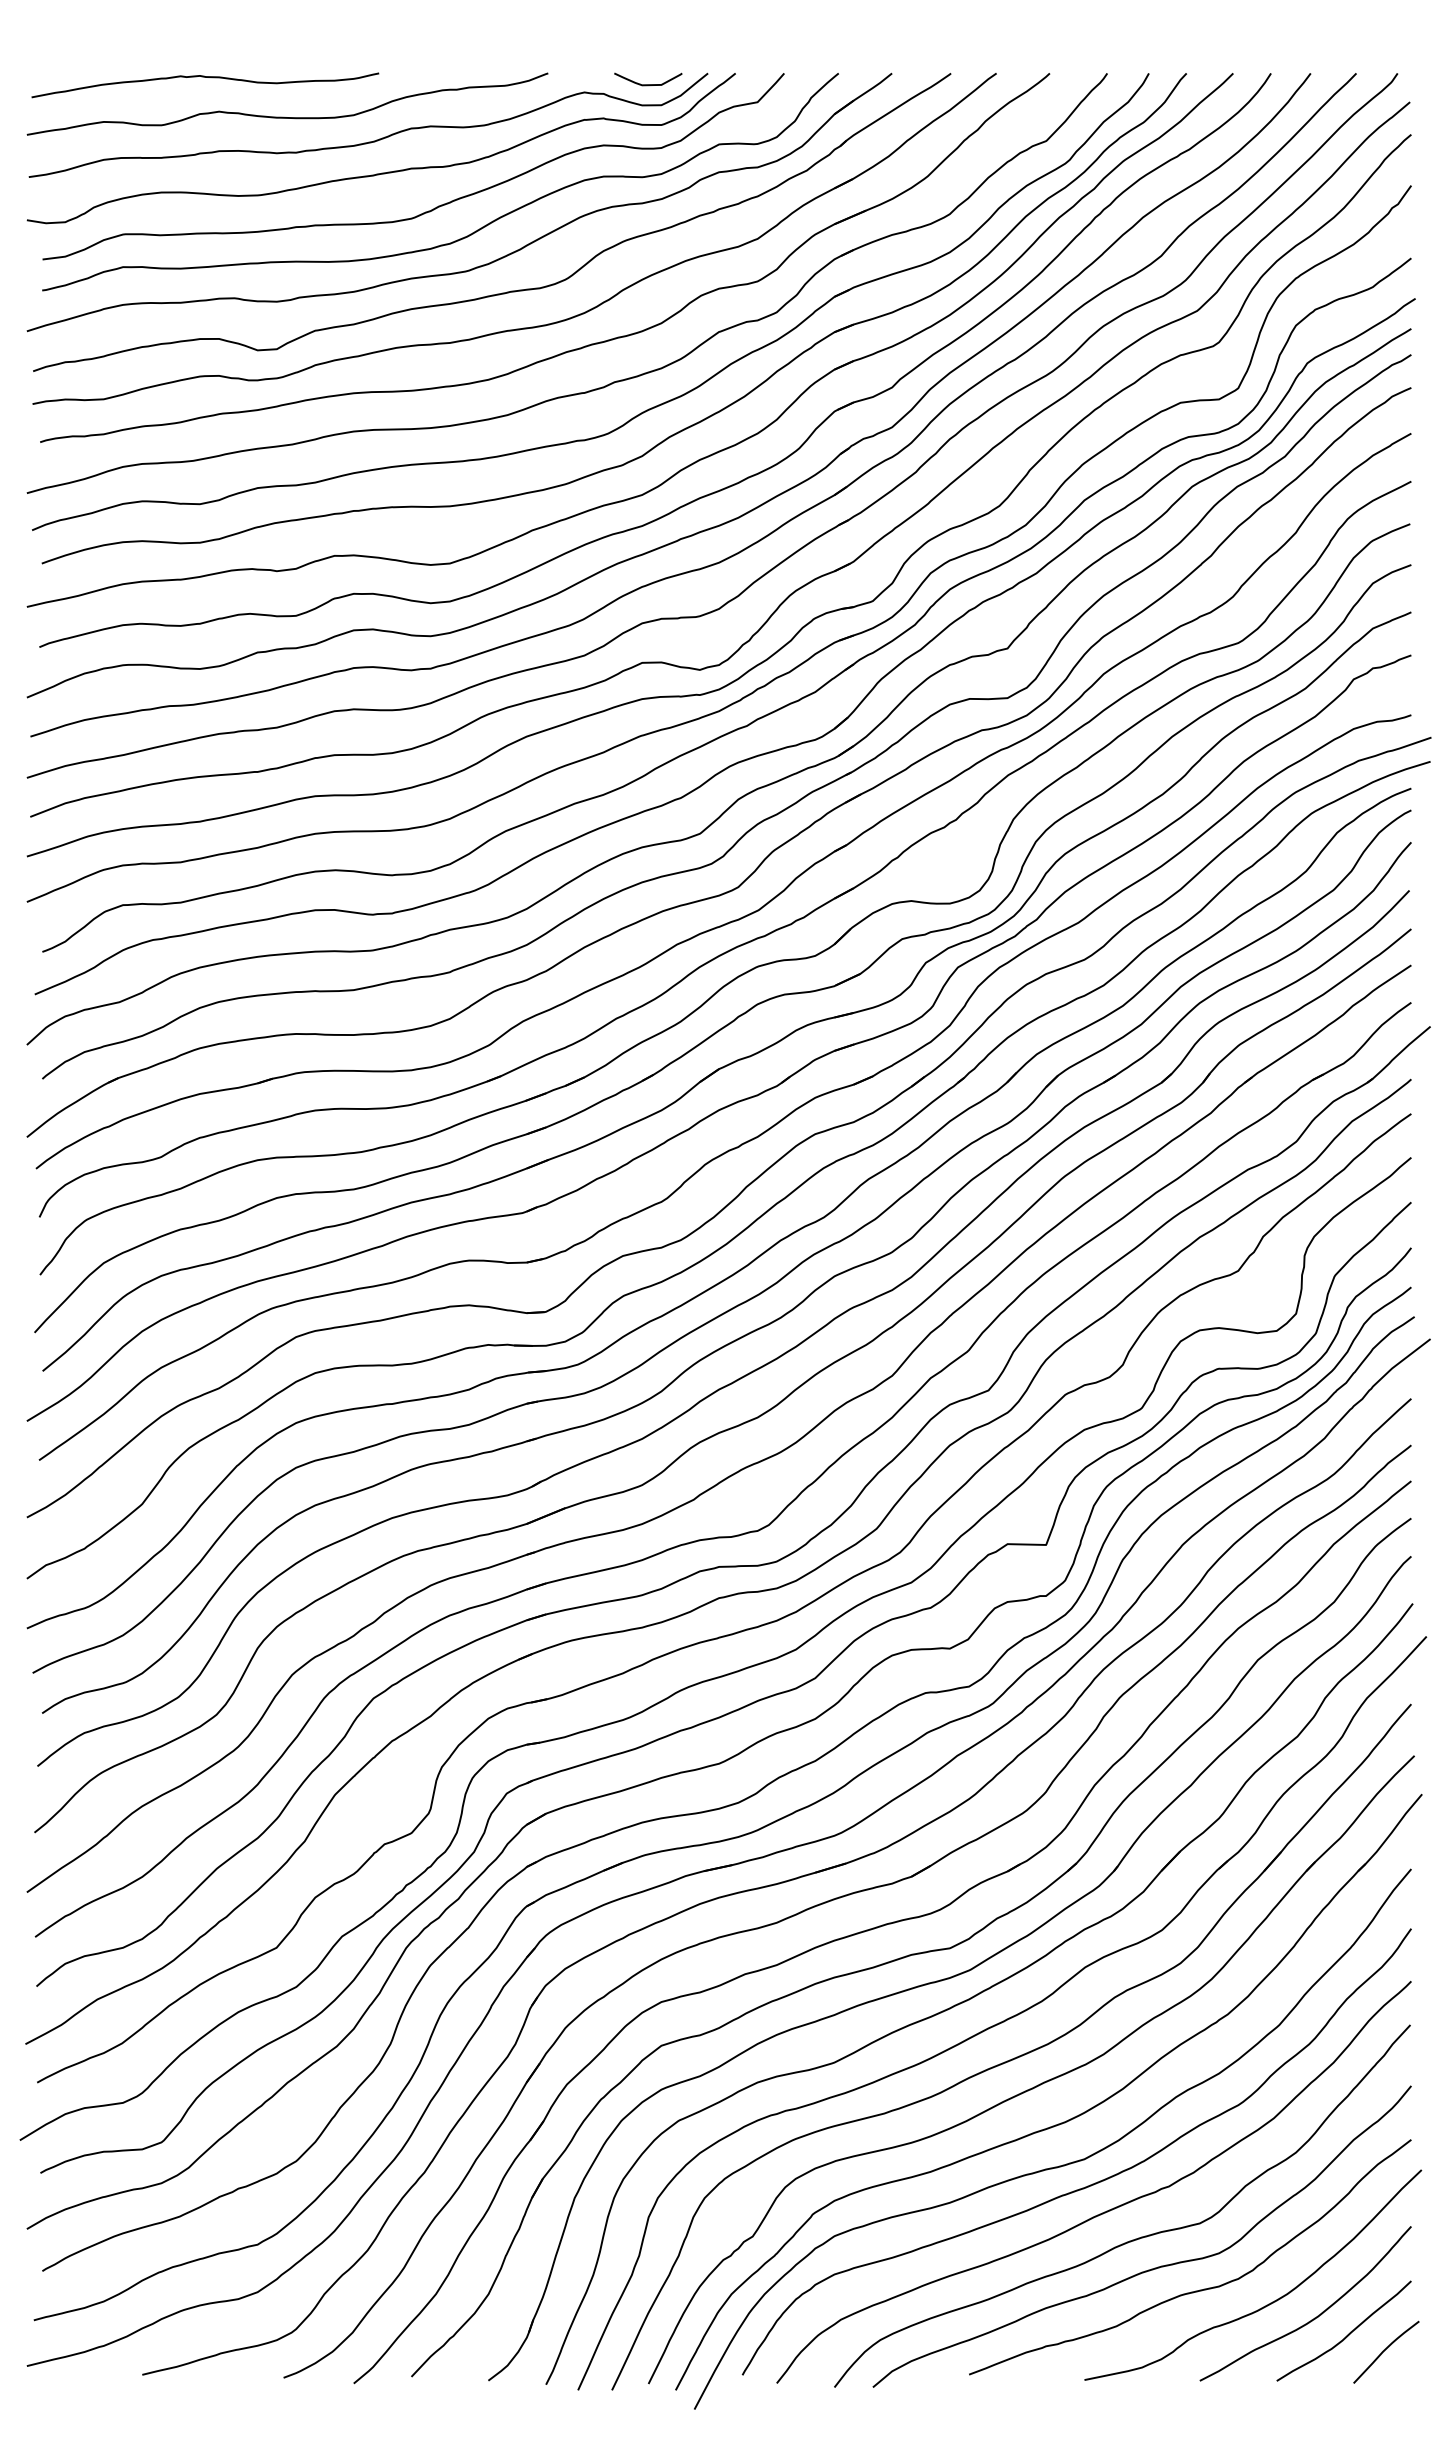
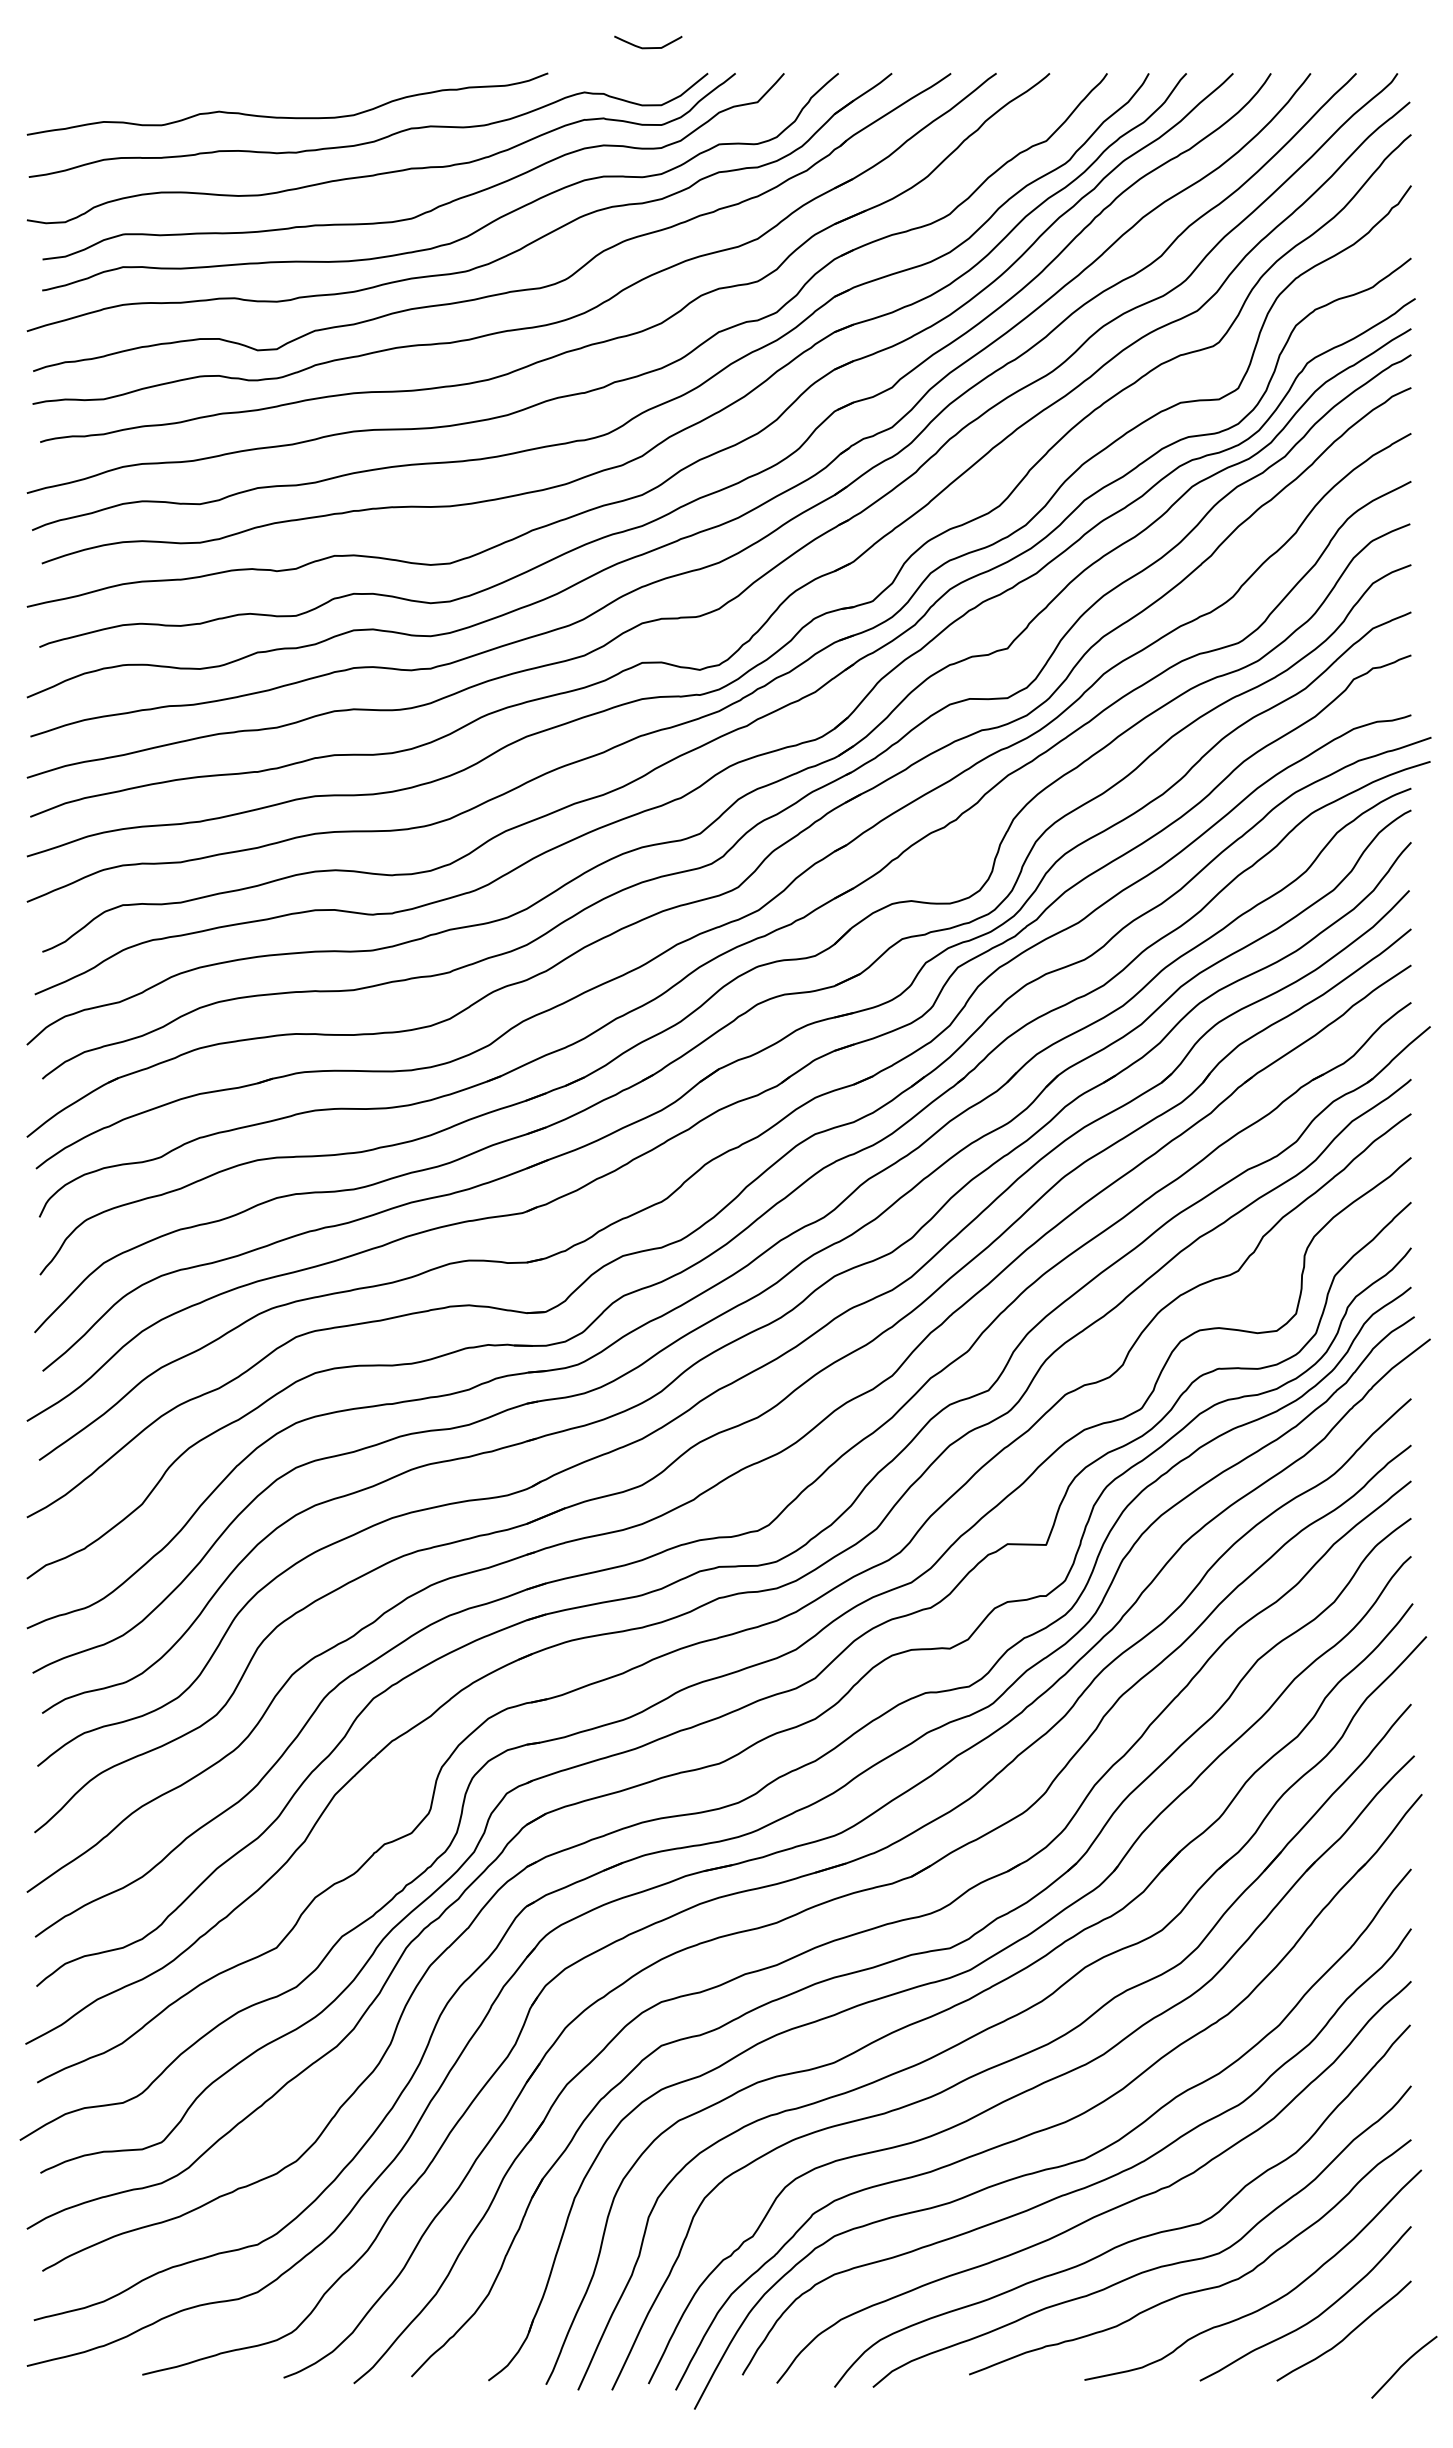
curve: present -> none (205, 77)
curve position: (648, 84) -> (648, 47) (648, 47)
curve position: (1385, 2350) -> (1403, 2365) (1403, 2365)
